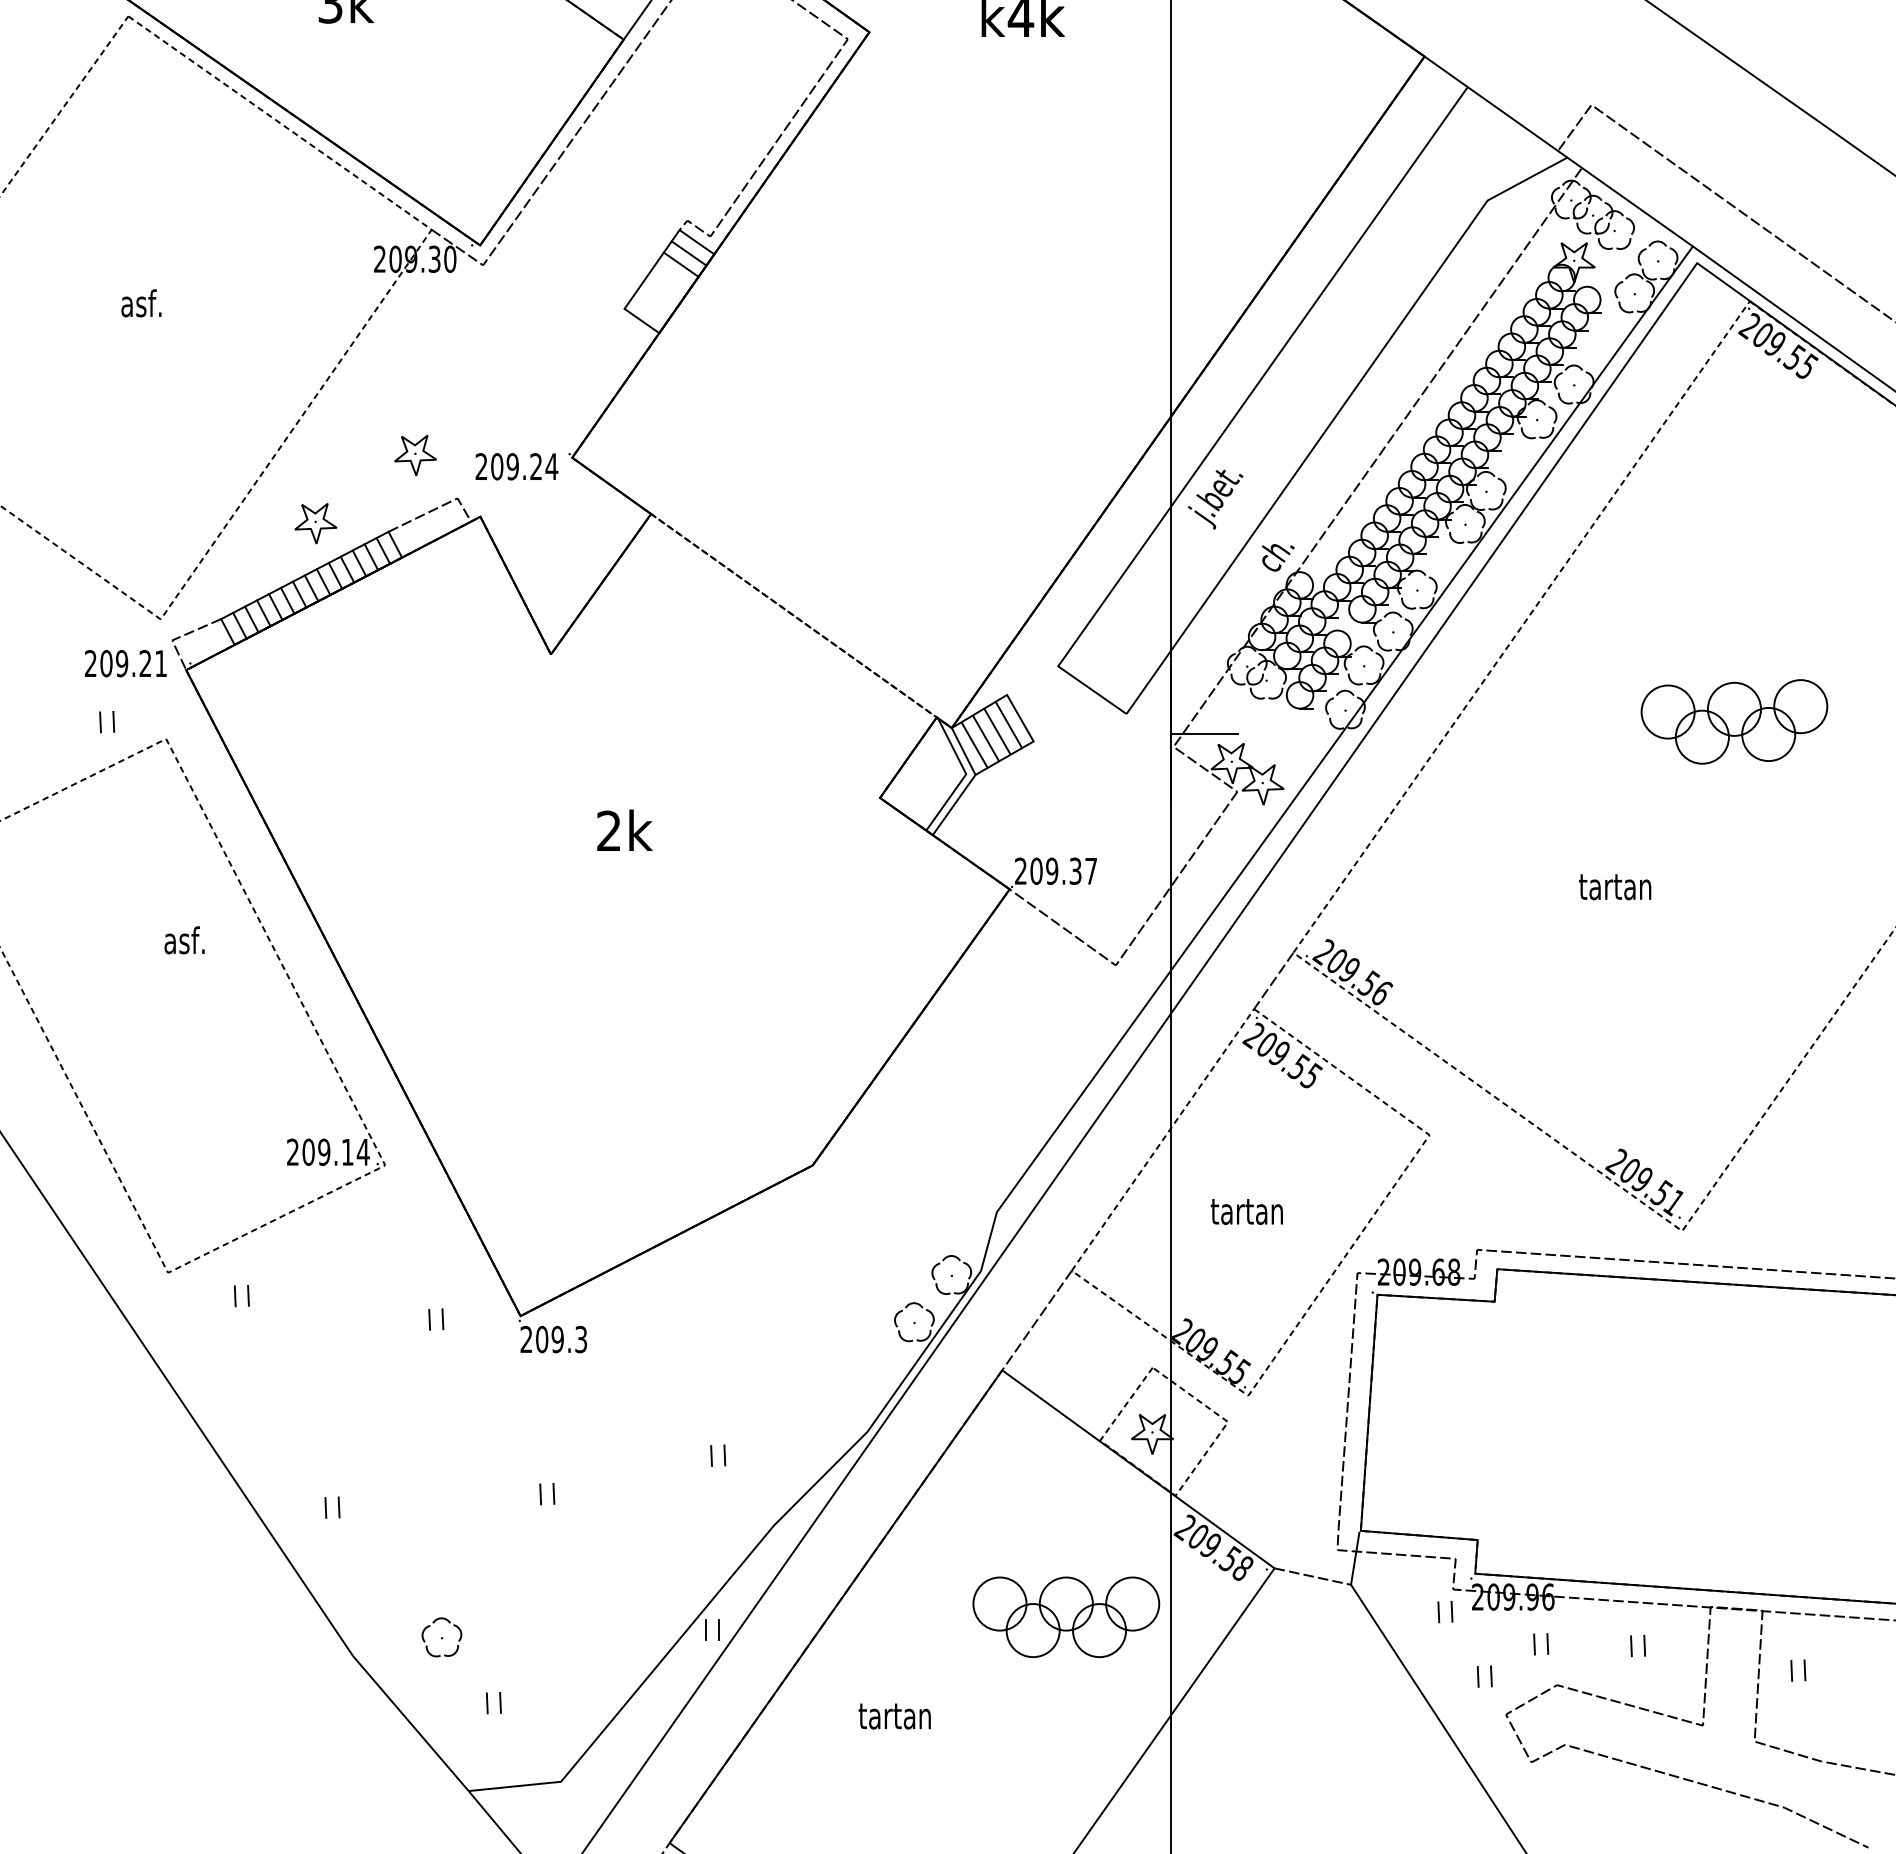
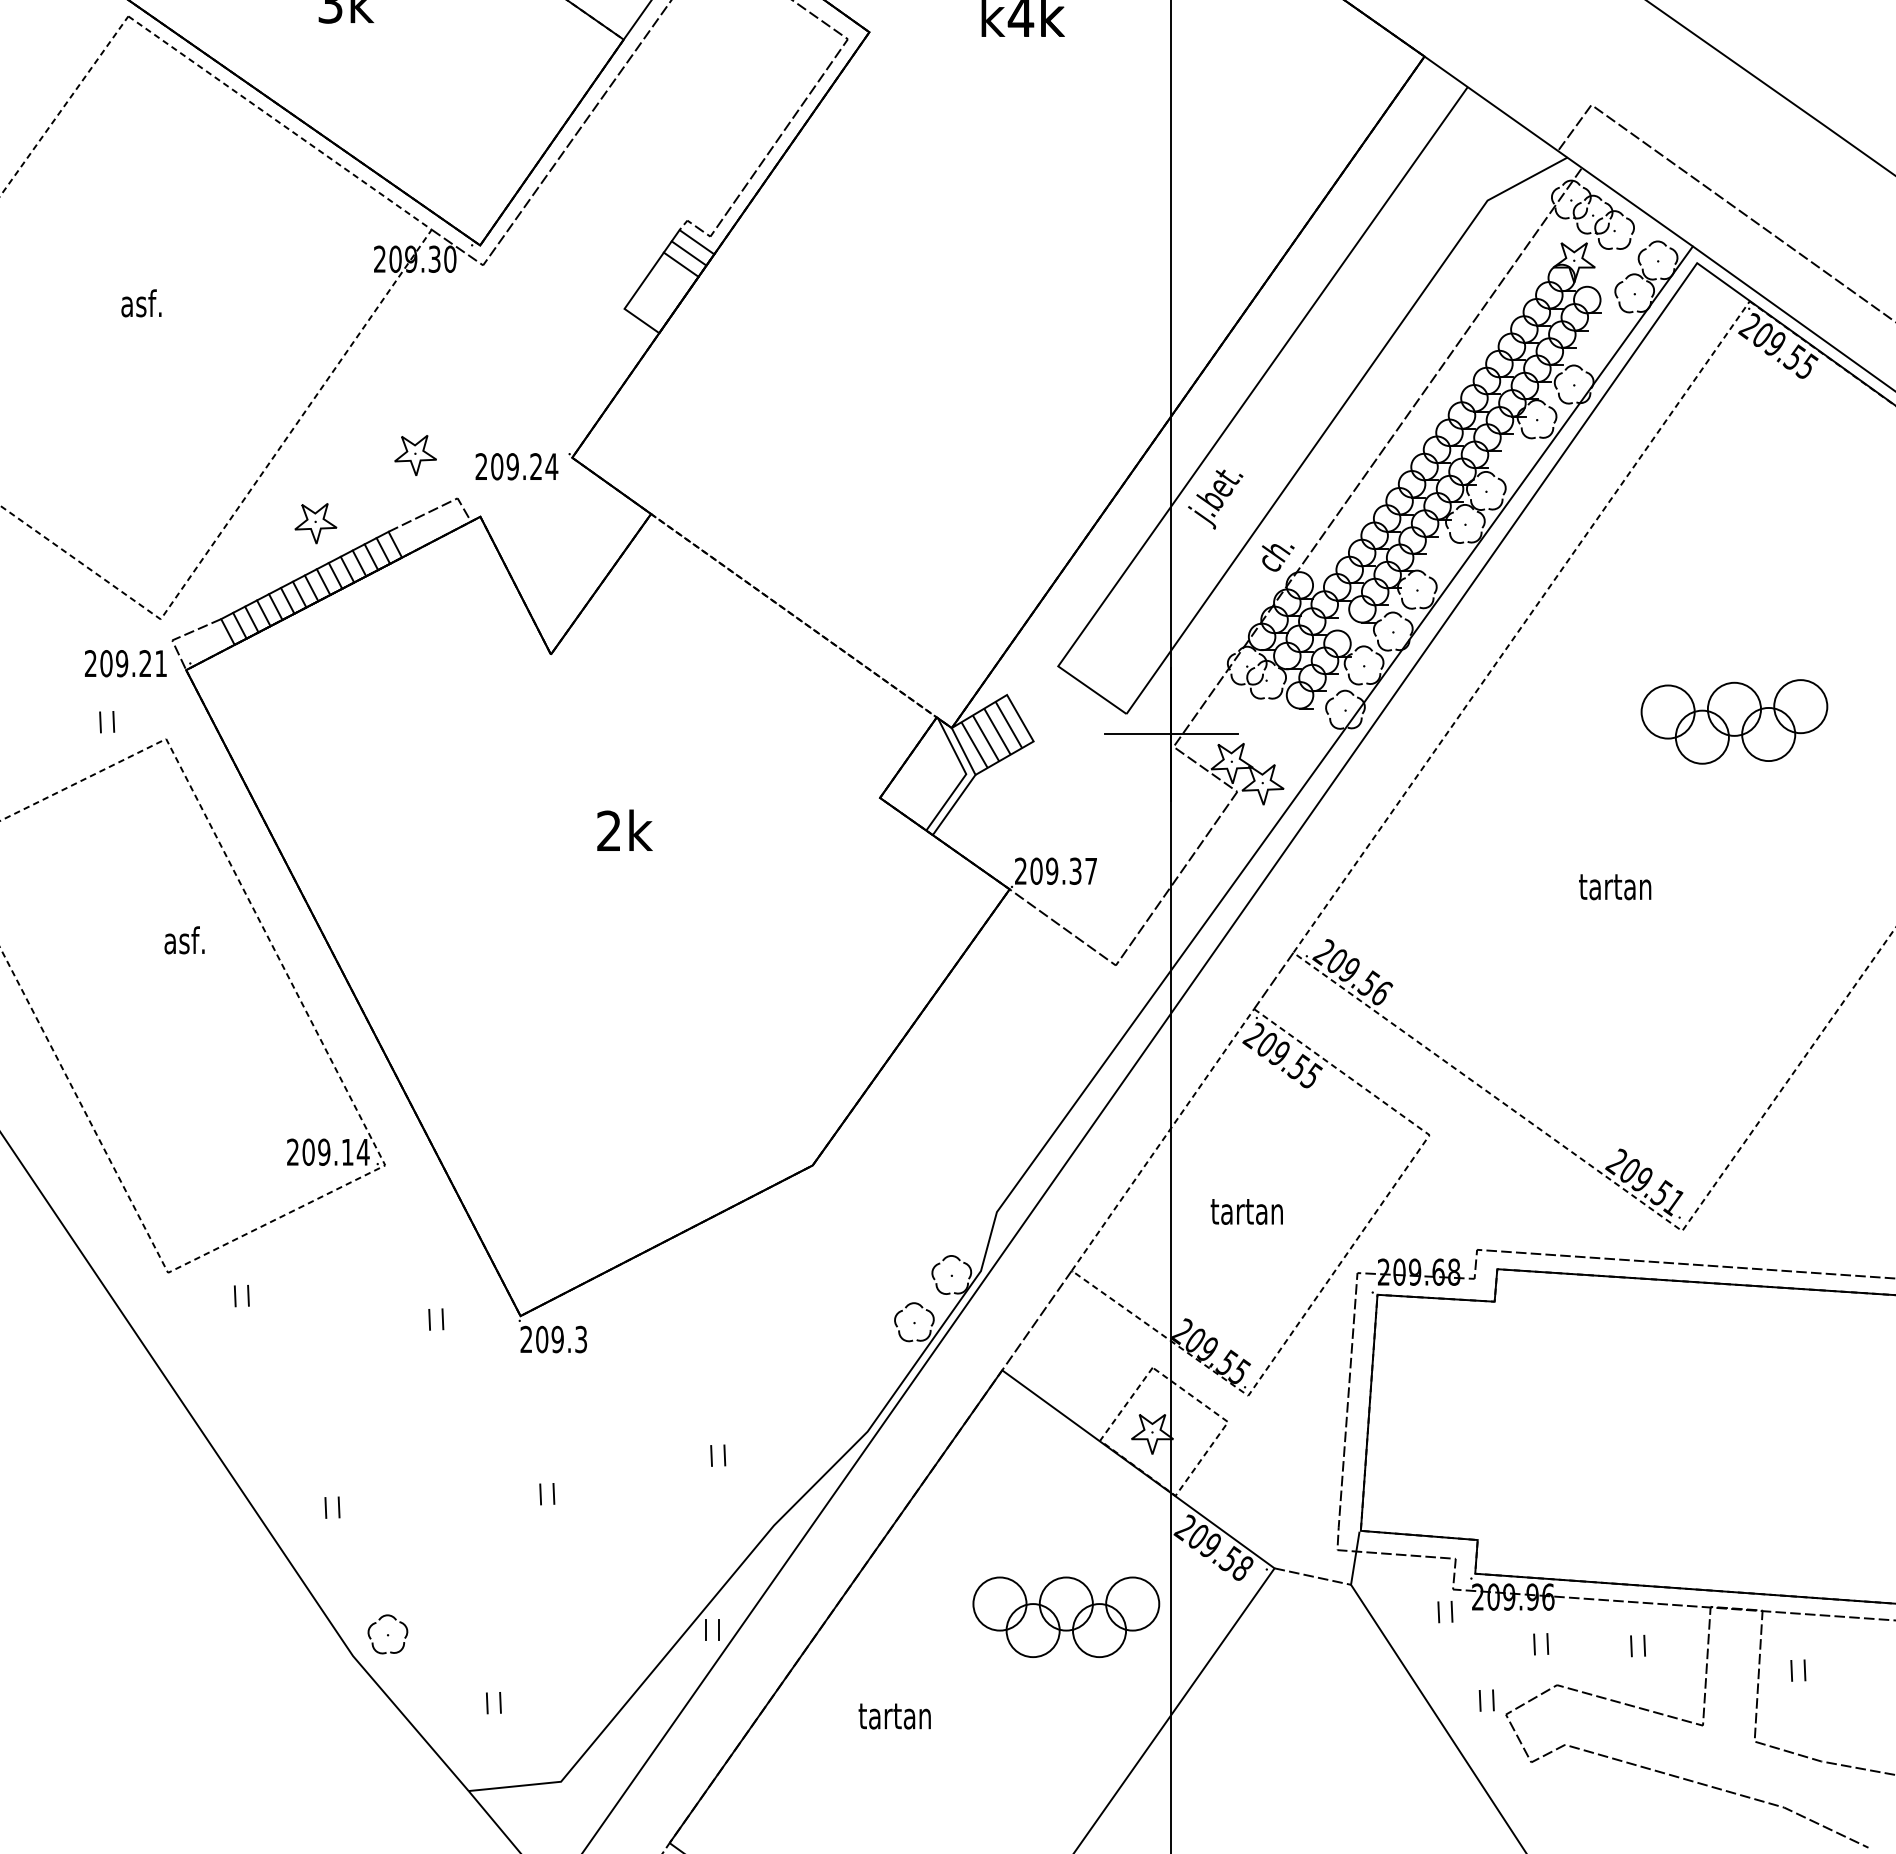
line: none -> present (1137, 734)
part position: (441, 1637) -> (387, 1634) (387, 1634)
part position: (1484, 1676) -> (1486, 1700) (1486, 1700)
